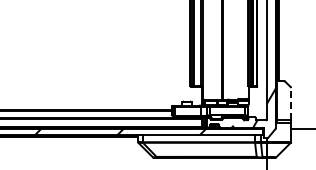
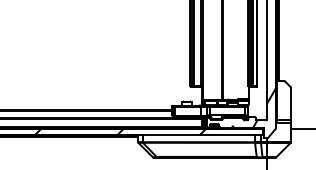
line: dashed -> solid (291, 103)
